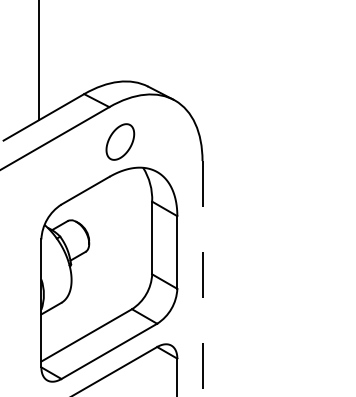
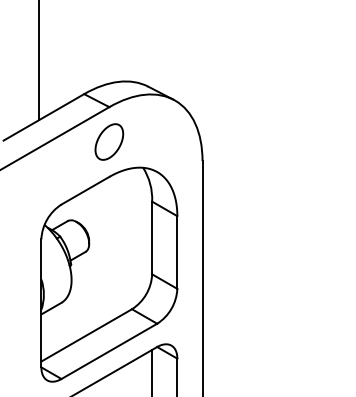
part position: (120, 141) -> (109, 141) (109, 141)
line: dashed -> solid (202, 279)
line: none -> present (152, 371)
